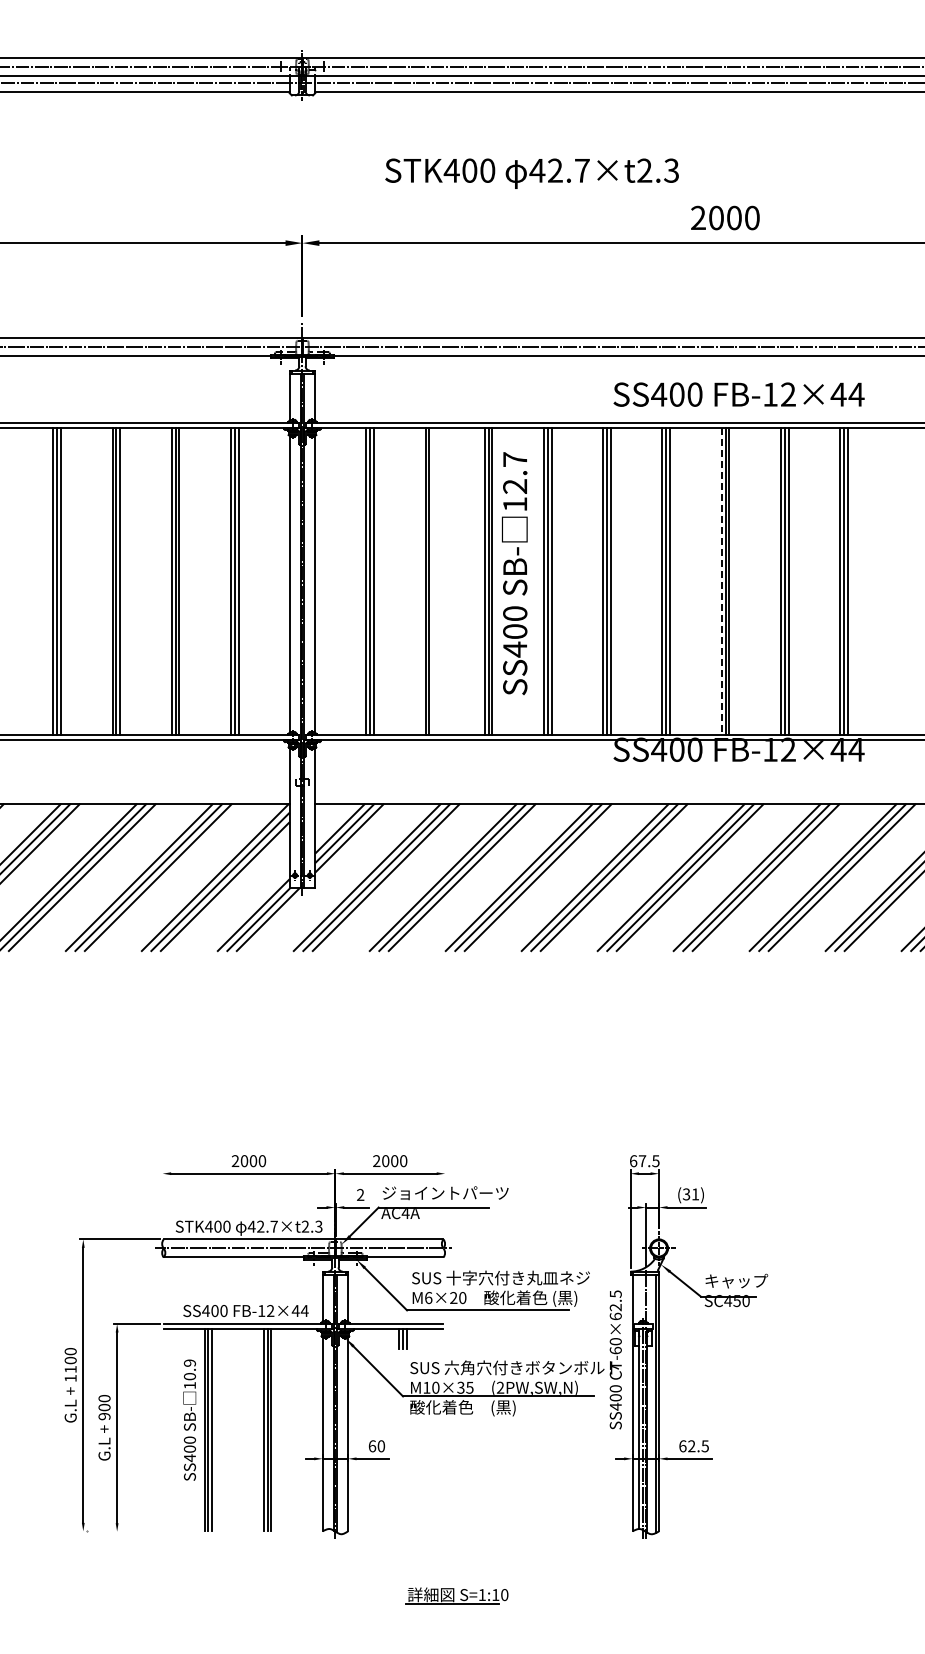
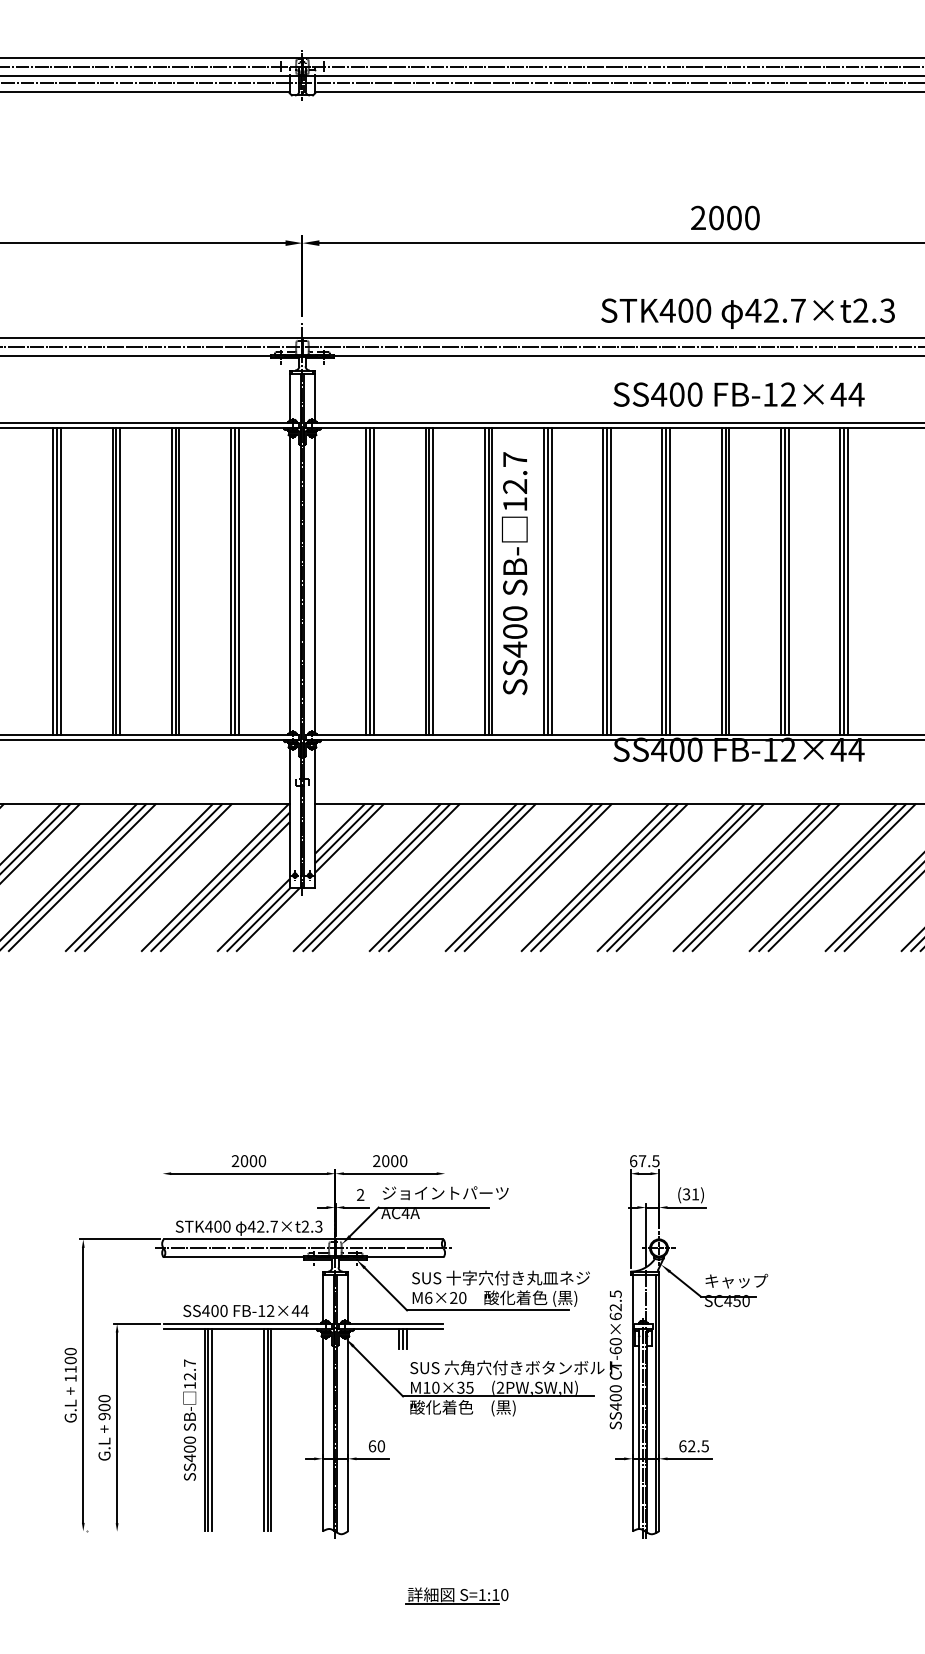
text position: (531, 173) -> (747, 313) (747, 313)
line: none -> present (433, 581)
line: dashed -> solid (721, 581)
text: 10.9 -> 12.7 (189, 1369)
